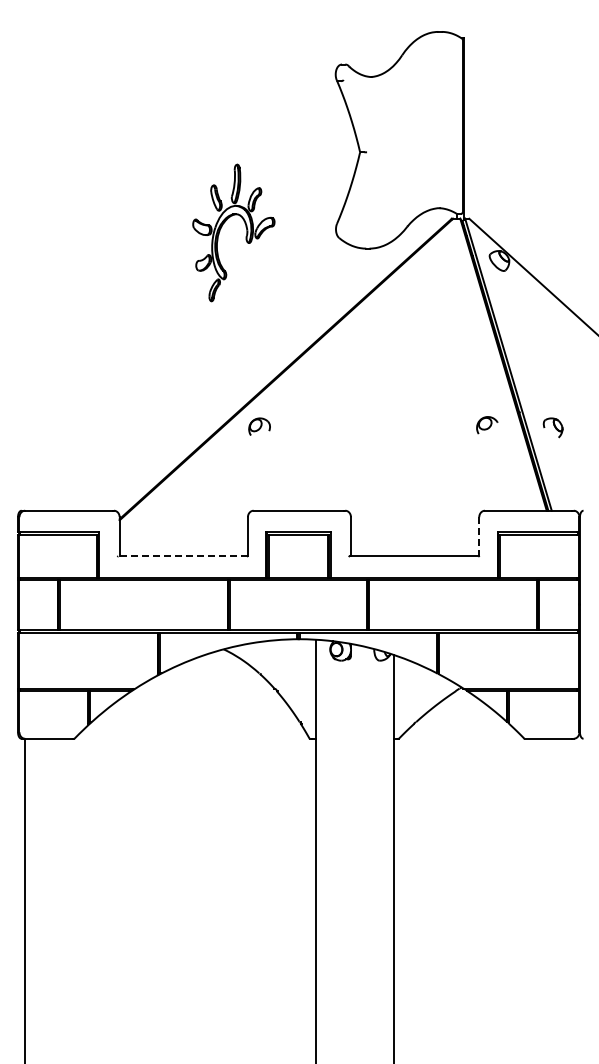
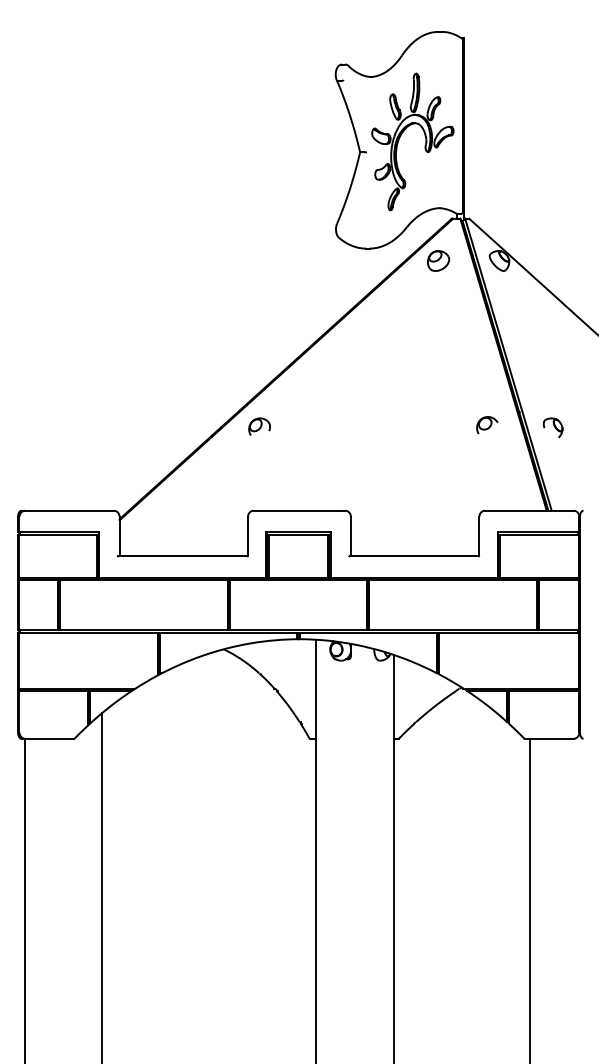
part position: (222, 226) -> (401, 135) (401, 135)
part: none -> present (438, 260)
line: dashed -> solid (479, 536)
line: dashed -> solid (183, 556)
line: none -> present (102, 886)
line: none -> present (529, 899)
